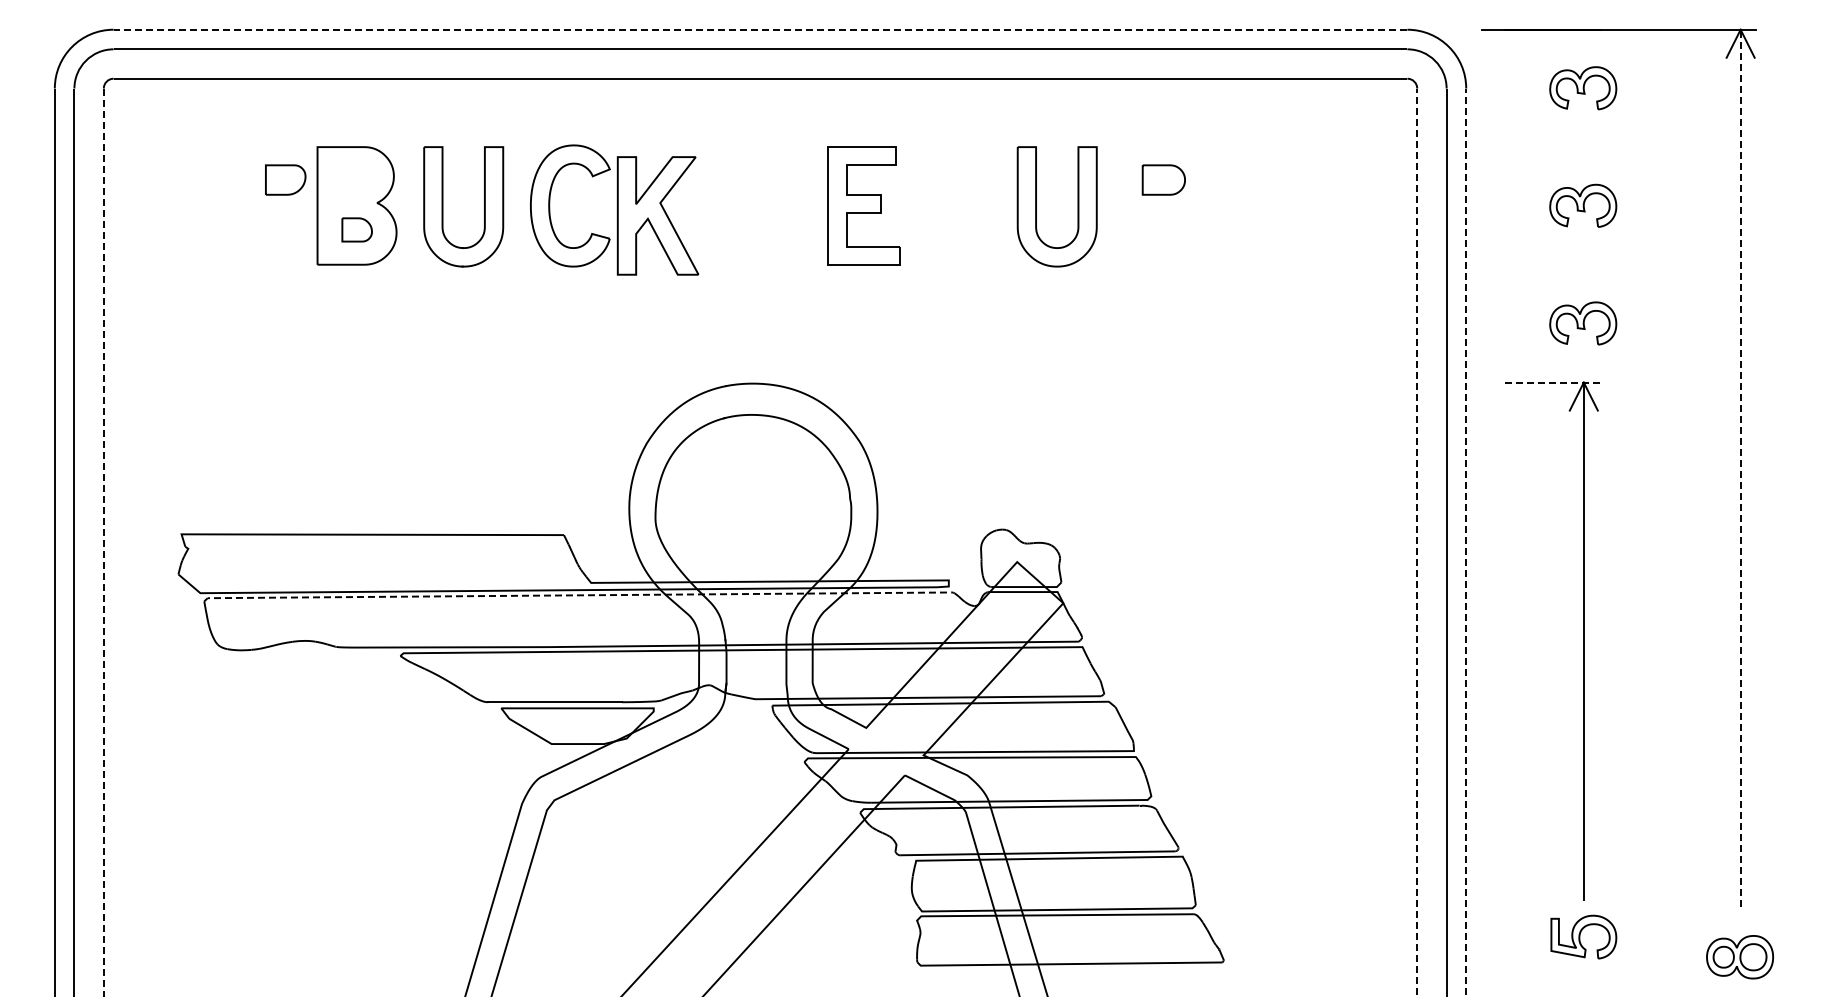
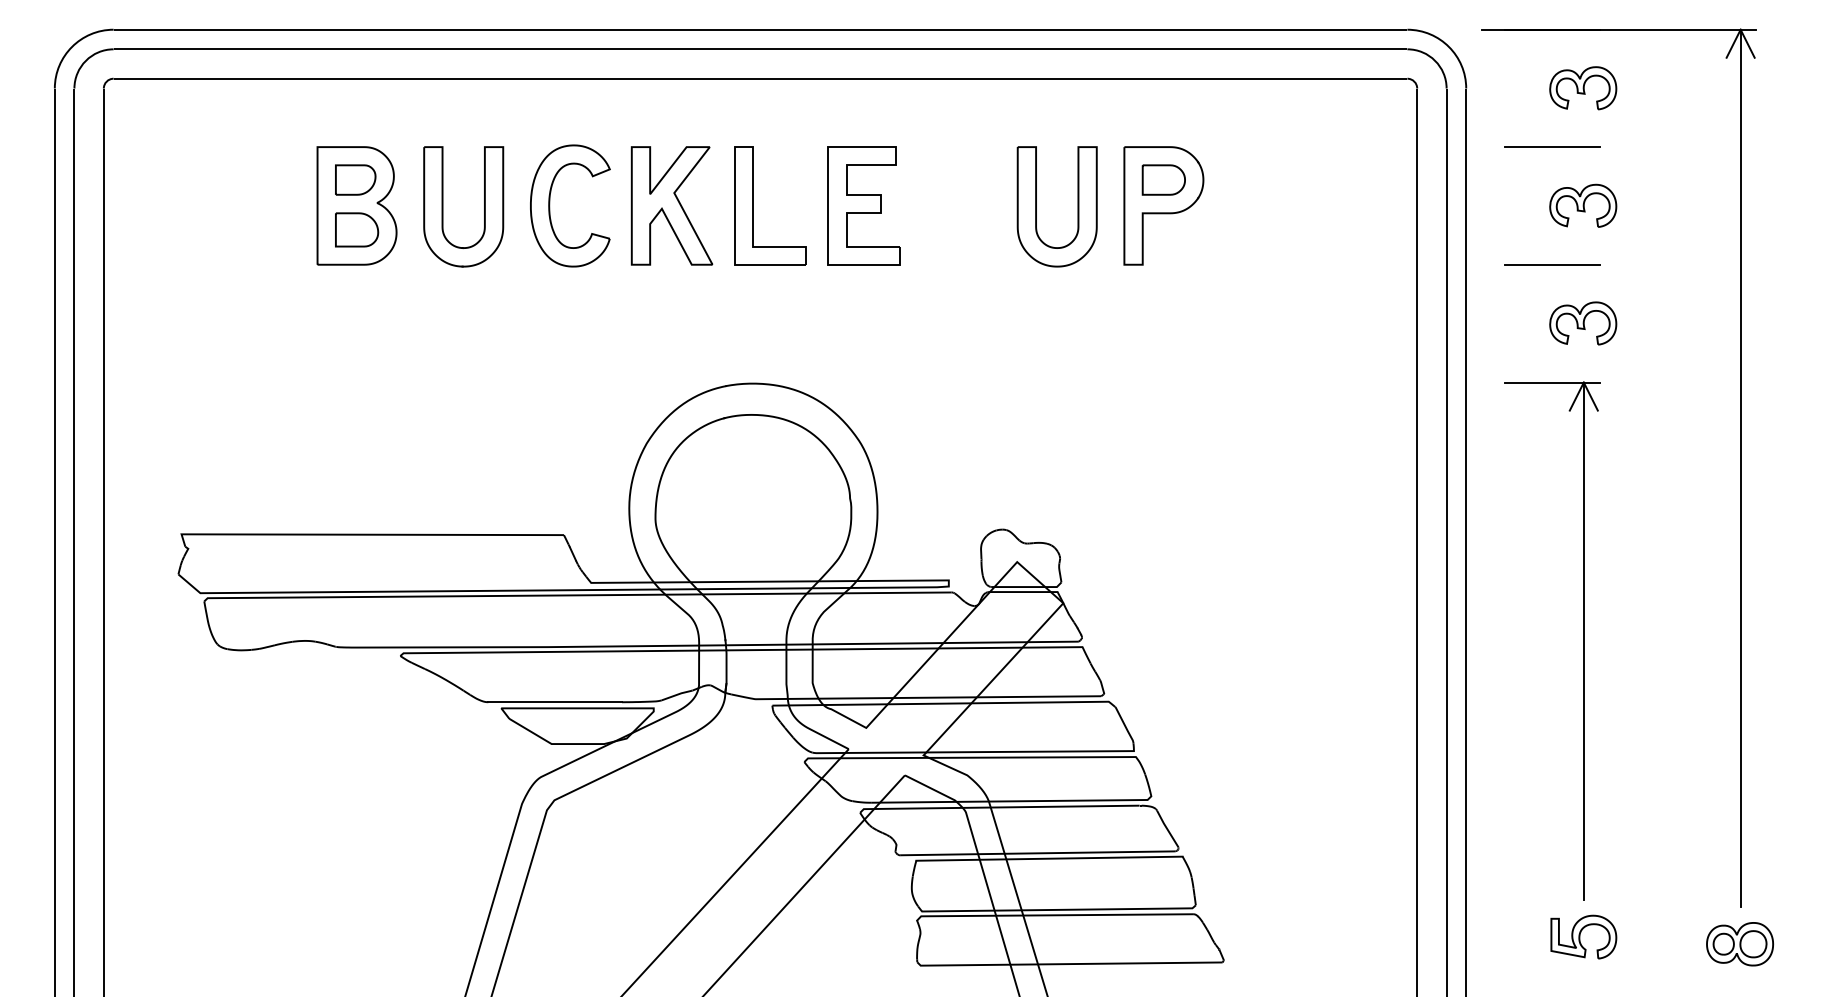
line: dashed -> solid (760, 29)
line: none -> present (1552, 147)
part position: (285, 179) -> (355, 179) (355, 179)
part: none -> present (753, 205)
part: none -> present (1163, 205)
part position: (657, 215) -> (671, 205) (671, 205)
part size: 32x26 px -> 45x36 px (357, 229)
line: none -> present (1552, 264)
line: dashed -> solid (1551, 382)
line: dashed -> solid (1740, 468)
line: dashed -> solid (103, 542)
line: dashed -> solid (1417, 542)
line: dashed -> solid (1466, 542)
line: dashed -> solid (576, 595)
part position: (1739, 957) -> (1739, 944) (1739, 944)
